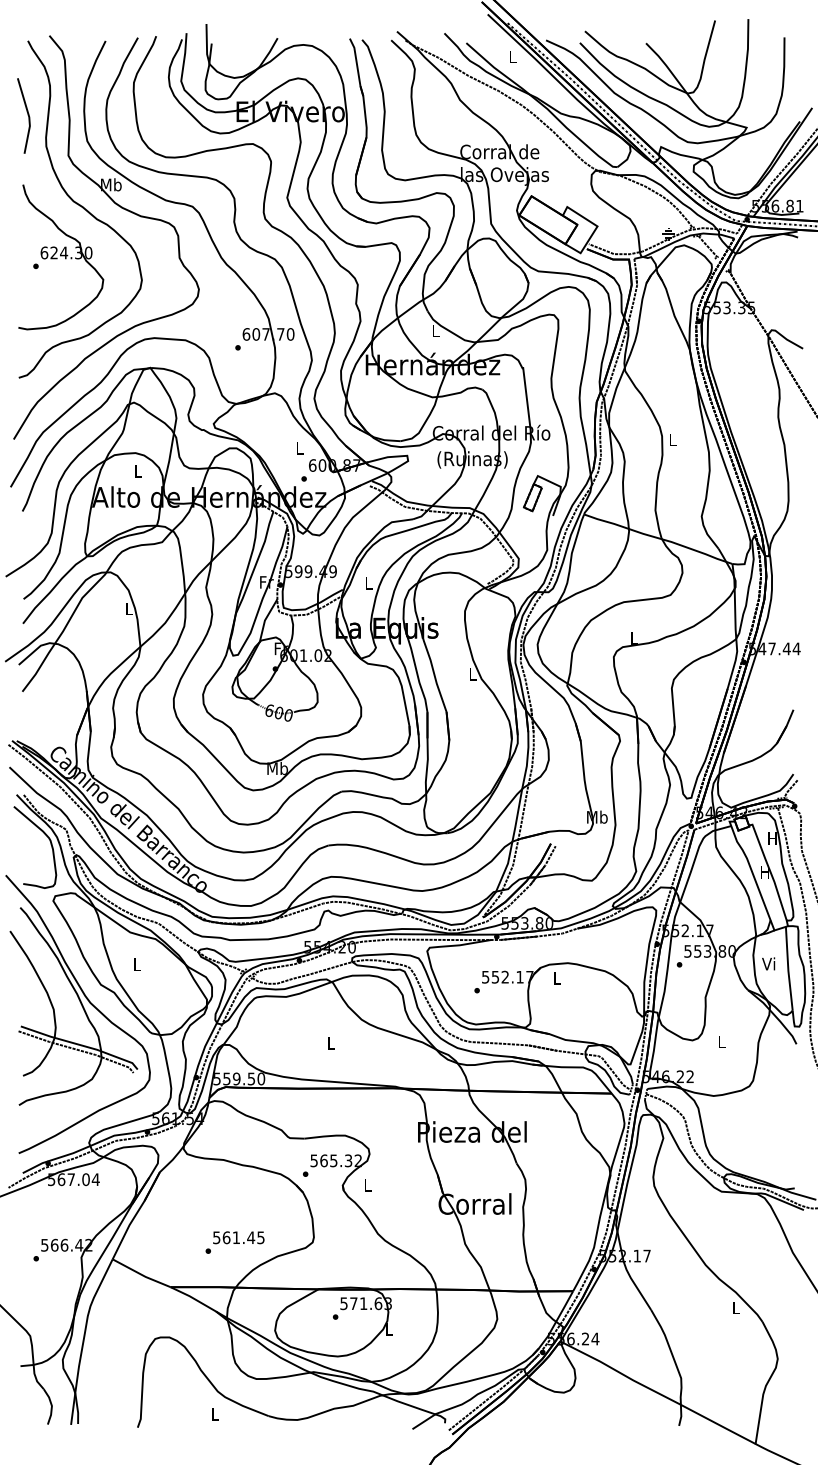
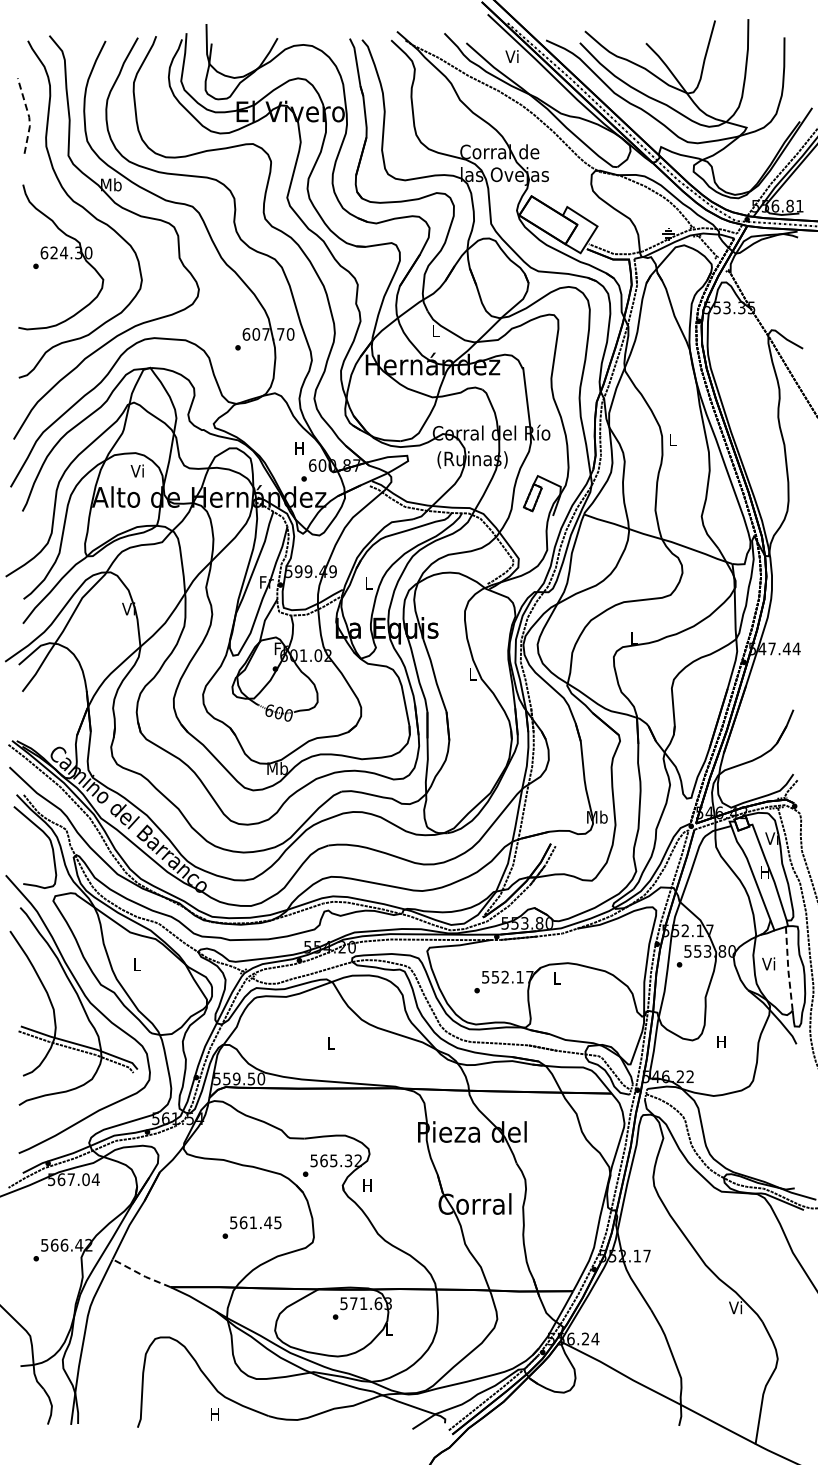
text: L -> Vi (511, 56)
line: solid -> dashed (29, 116)
text: L -> H (299, 448)
text: L -> Vi (136, 470)
text: L -> Vi (128, 608)
text: H -> Vi (771, 838)
line: solid -> dashed (788, 969)
text: L -> H (721, 1041)
text: L -> H (367, 1185)
text position: (234, 1242) -> (251, 1227) (251, 1227)
line: solid -> dashed (141, 1274)
text: L -> Vi (735, 1307)
text: L -> H (214, 1414)
